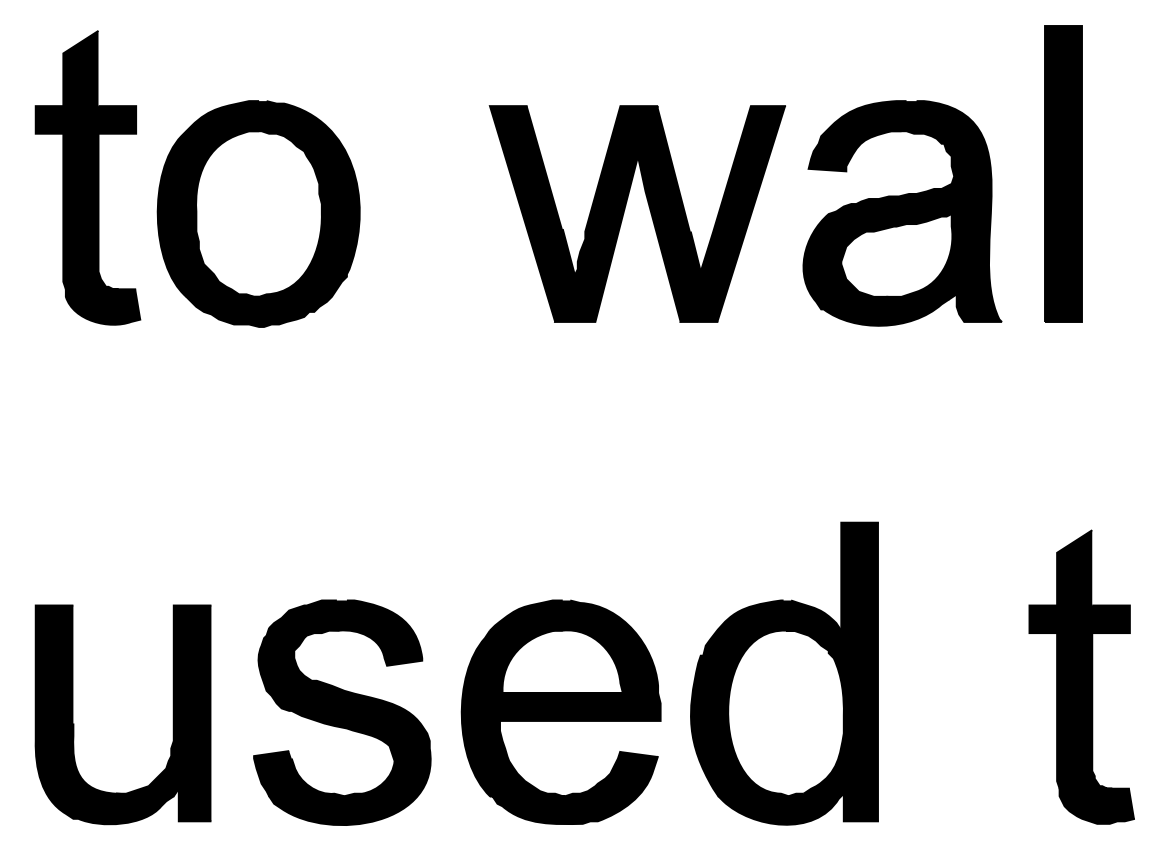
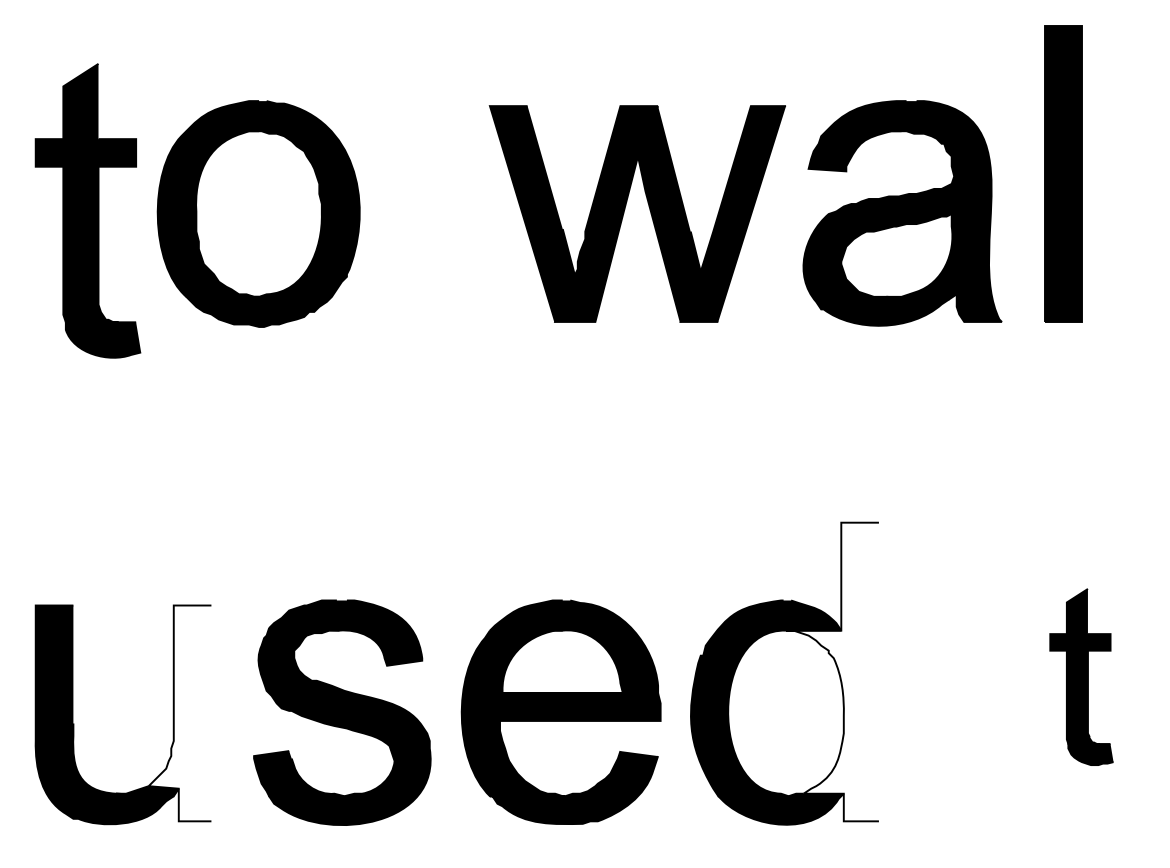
part position: (87, 177) -> (87, 210) (87, 210)
fill: present -> none (832, 671)
part size: 107x296 px -> 65x178 px (1081, 676)
fill: present -> none (179, 713)
